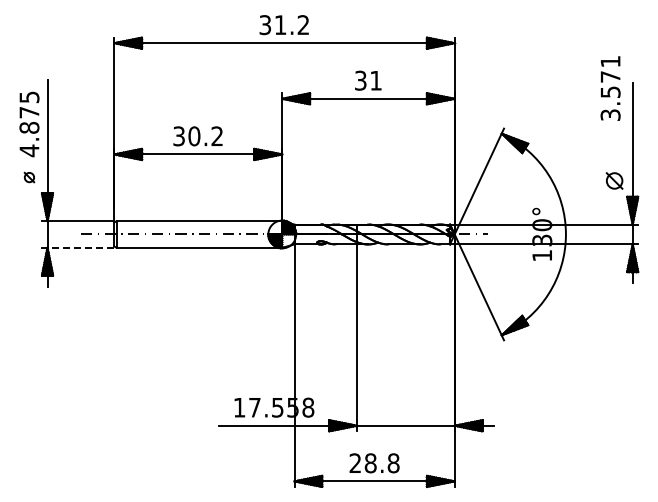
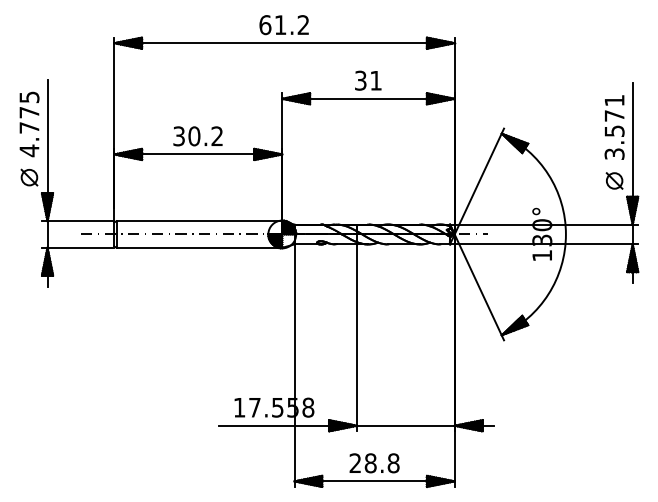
text: 31.2 -> 61.2 (265, 25)
text position: (610, 88) -> (614, 127) (614, 127)
text: 4.875 -> 4.775 (29, 127)
part size: 13x13 px -> 19x19 px (29, 177)
line: dashed -> solid (80, 247)
